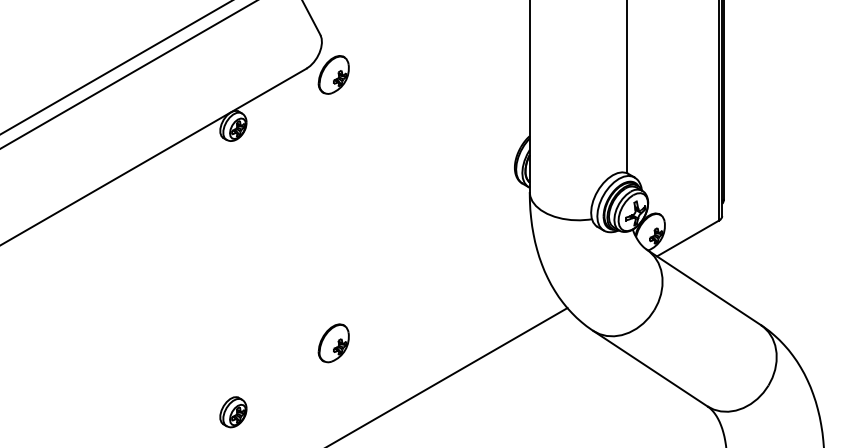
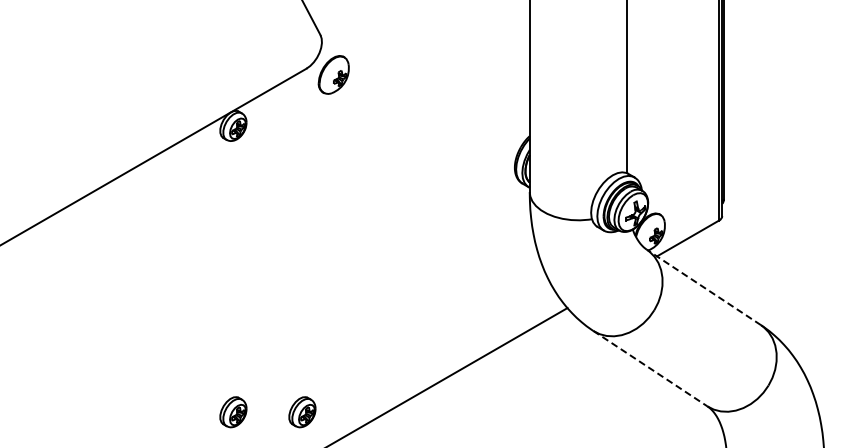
line: present -> none (115, 67)
line: present -> none (128, 74)
line: solid -> dashed (703, 287)
part: present -> none (333, 343)
line: solid -> dashed (650, 368)
part: none -> present (302, 412)
